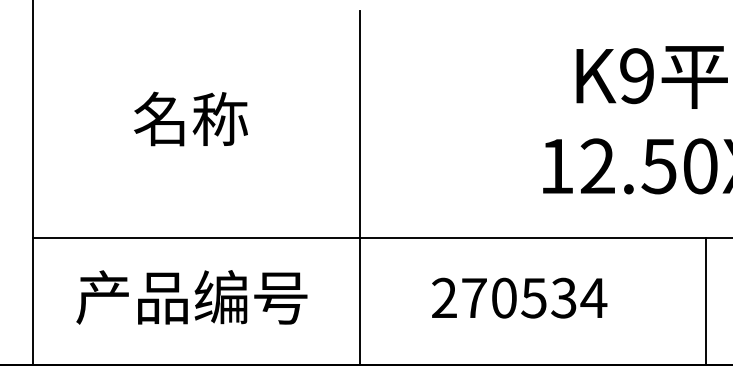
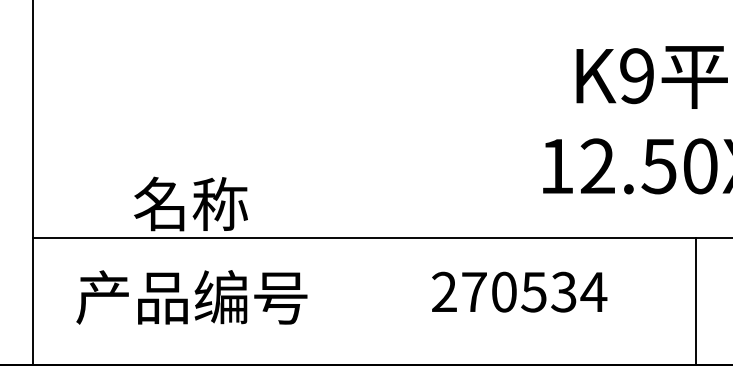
text position: (190, 118) -> (190, 203) (190, 203)
line: present -> none (360, 187)
text position: (519, 297) -> (519, 291) (519, 291)
line position: (705, 301) -> (695, 301) (695, 301)
